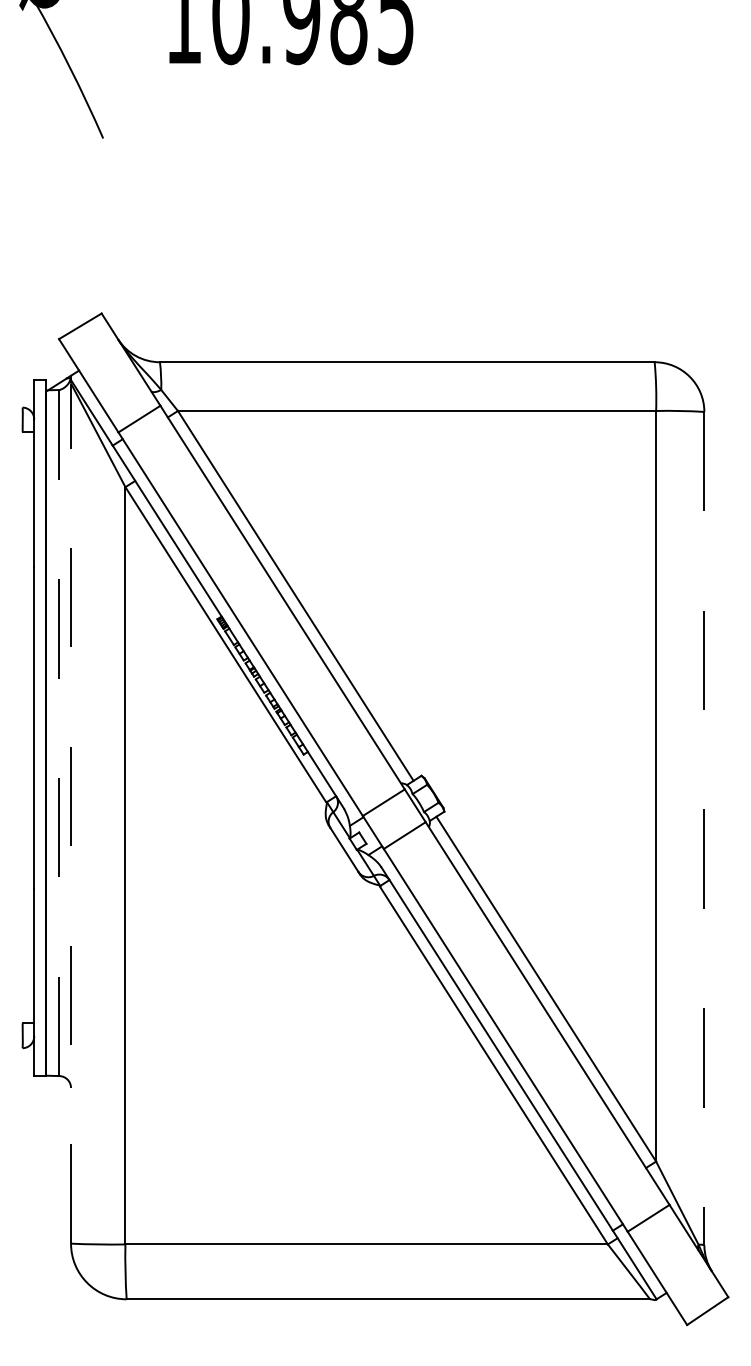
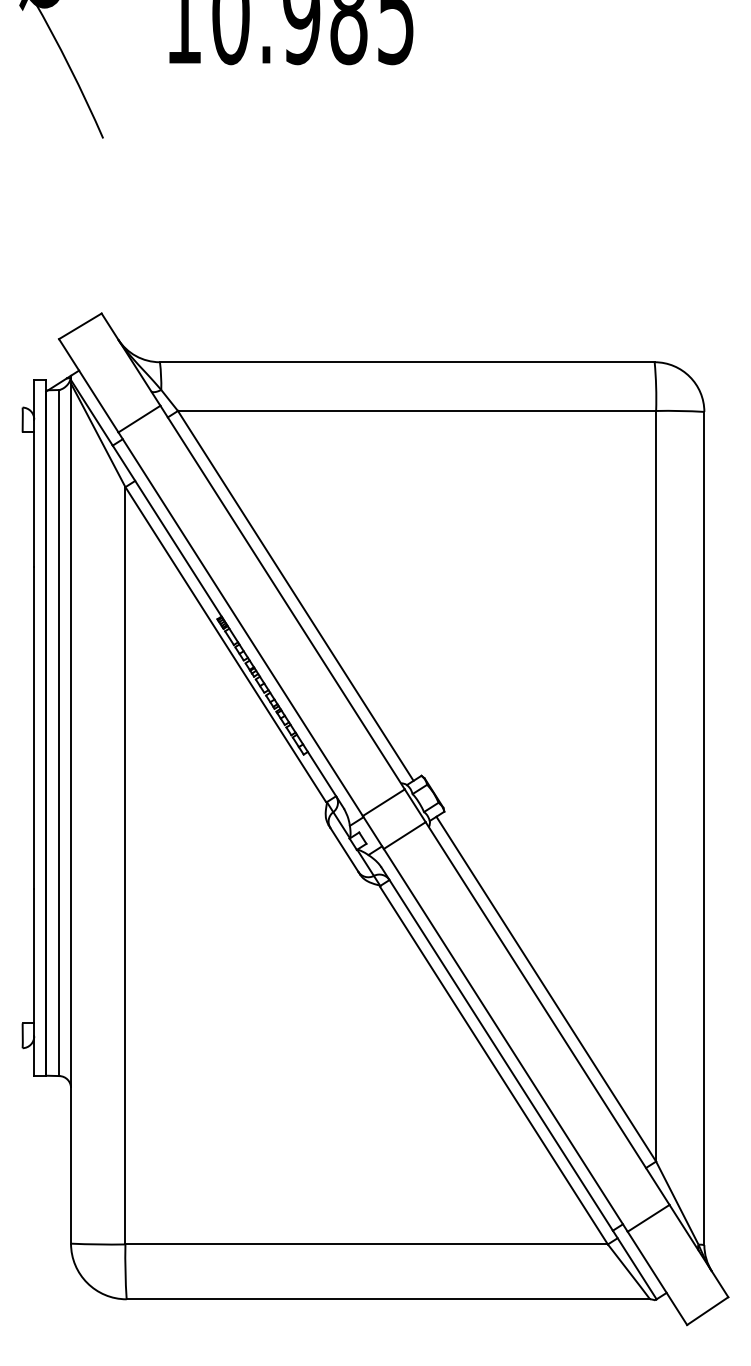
line: dashed -> solid (59, 732)
line: dashed -> solid (71, 813)
line: dashed -> solid (704, 828)
